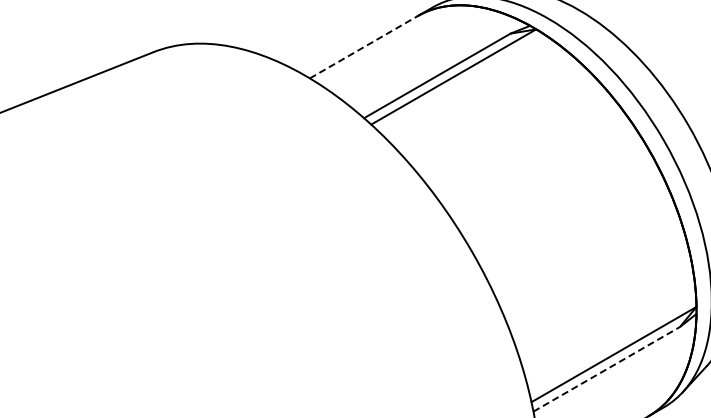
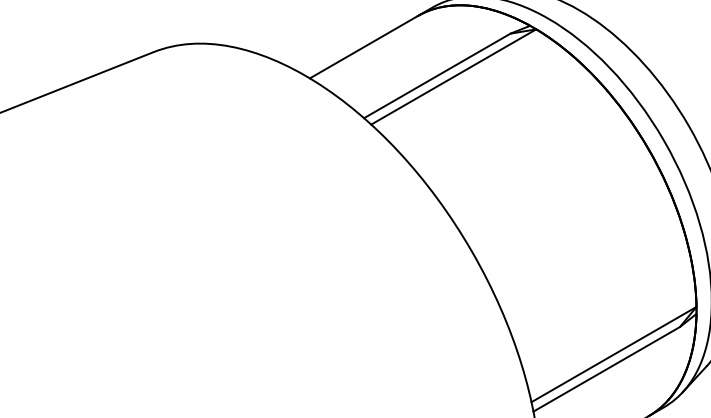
line: dashed -> solid (364, 47)
line: dashed -> solid (606, 369)
